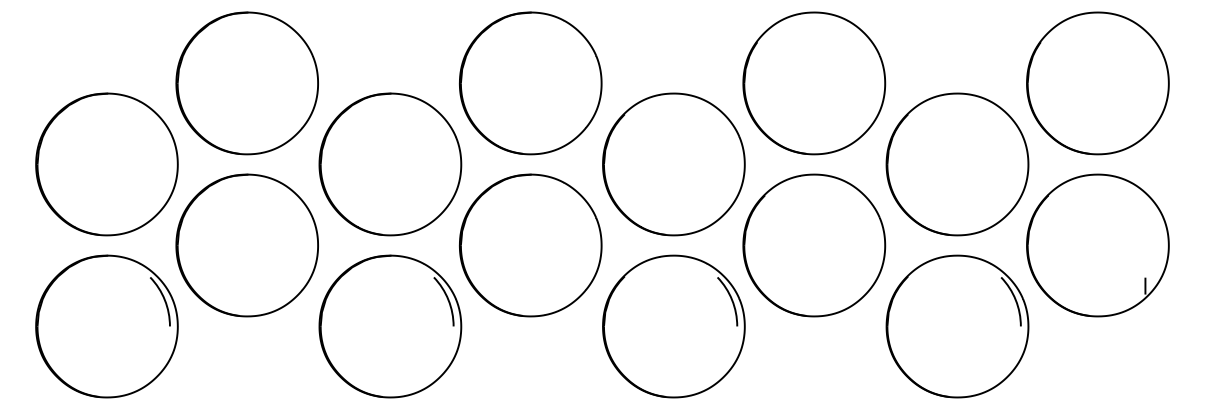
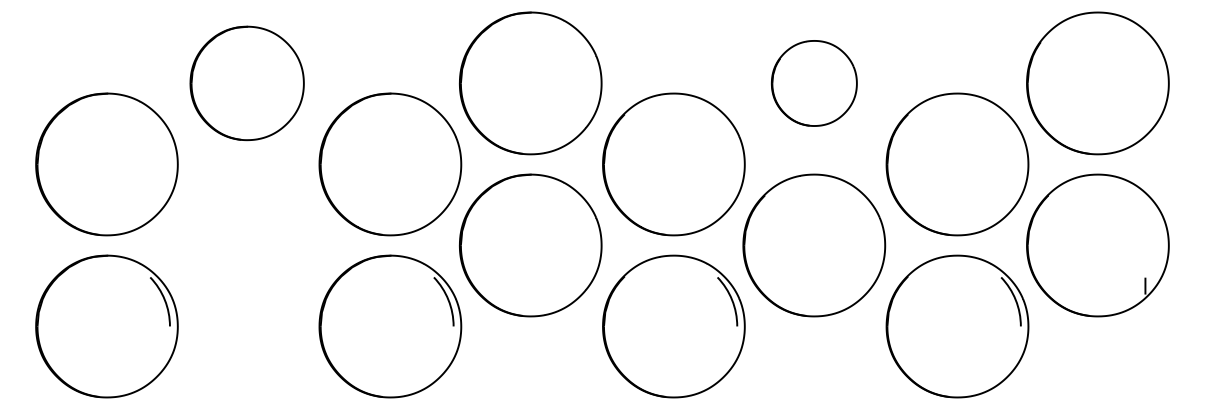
part size: 144x145 px -> 116x117 px (246, 83)
part size: 145x145 px -> 87x87 px (814, 83)
part: present -> none (246, 245)
